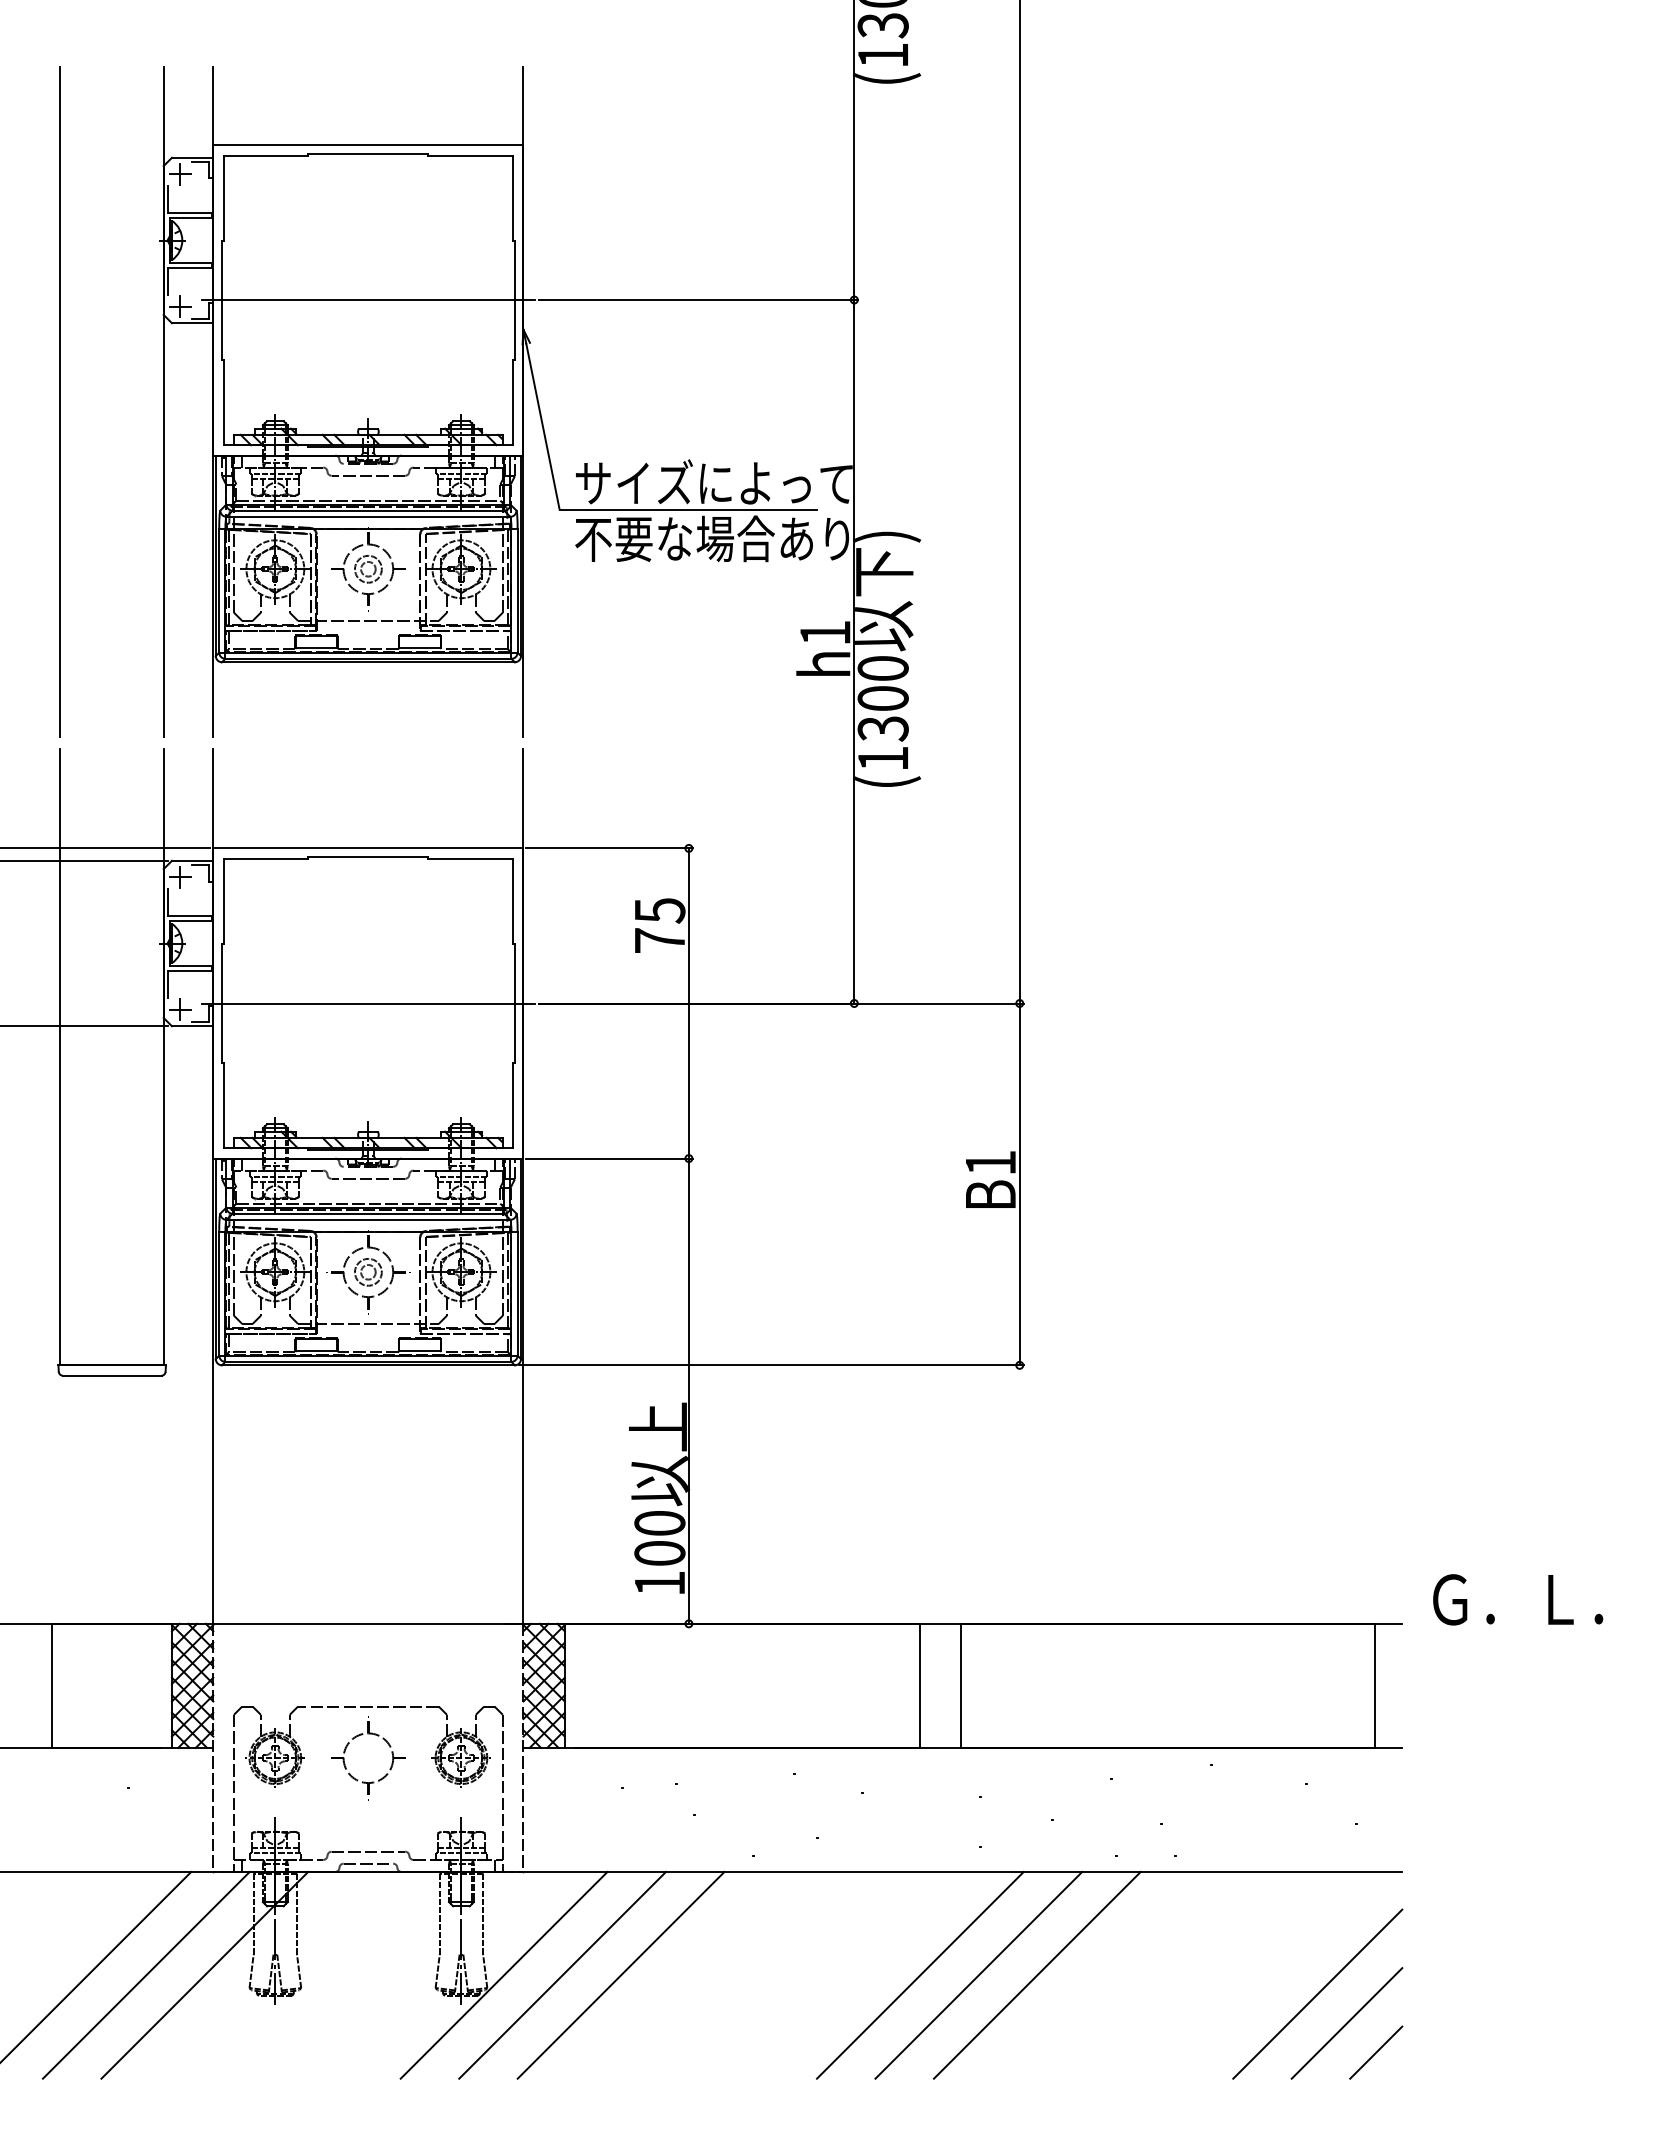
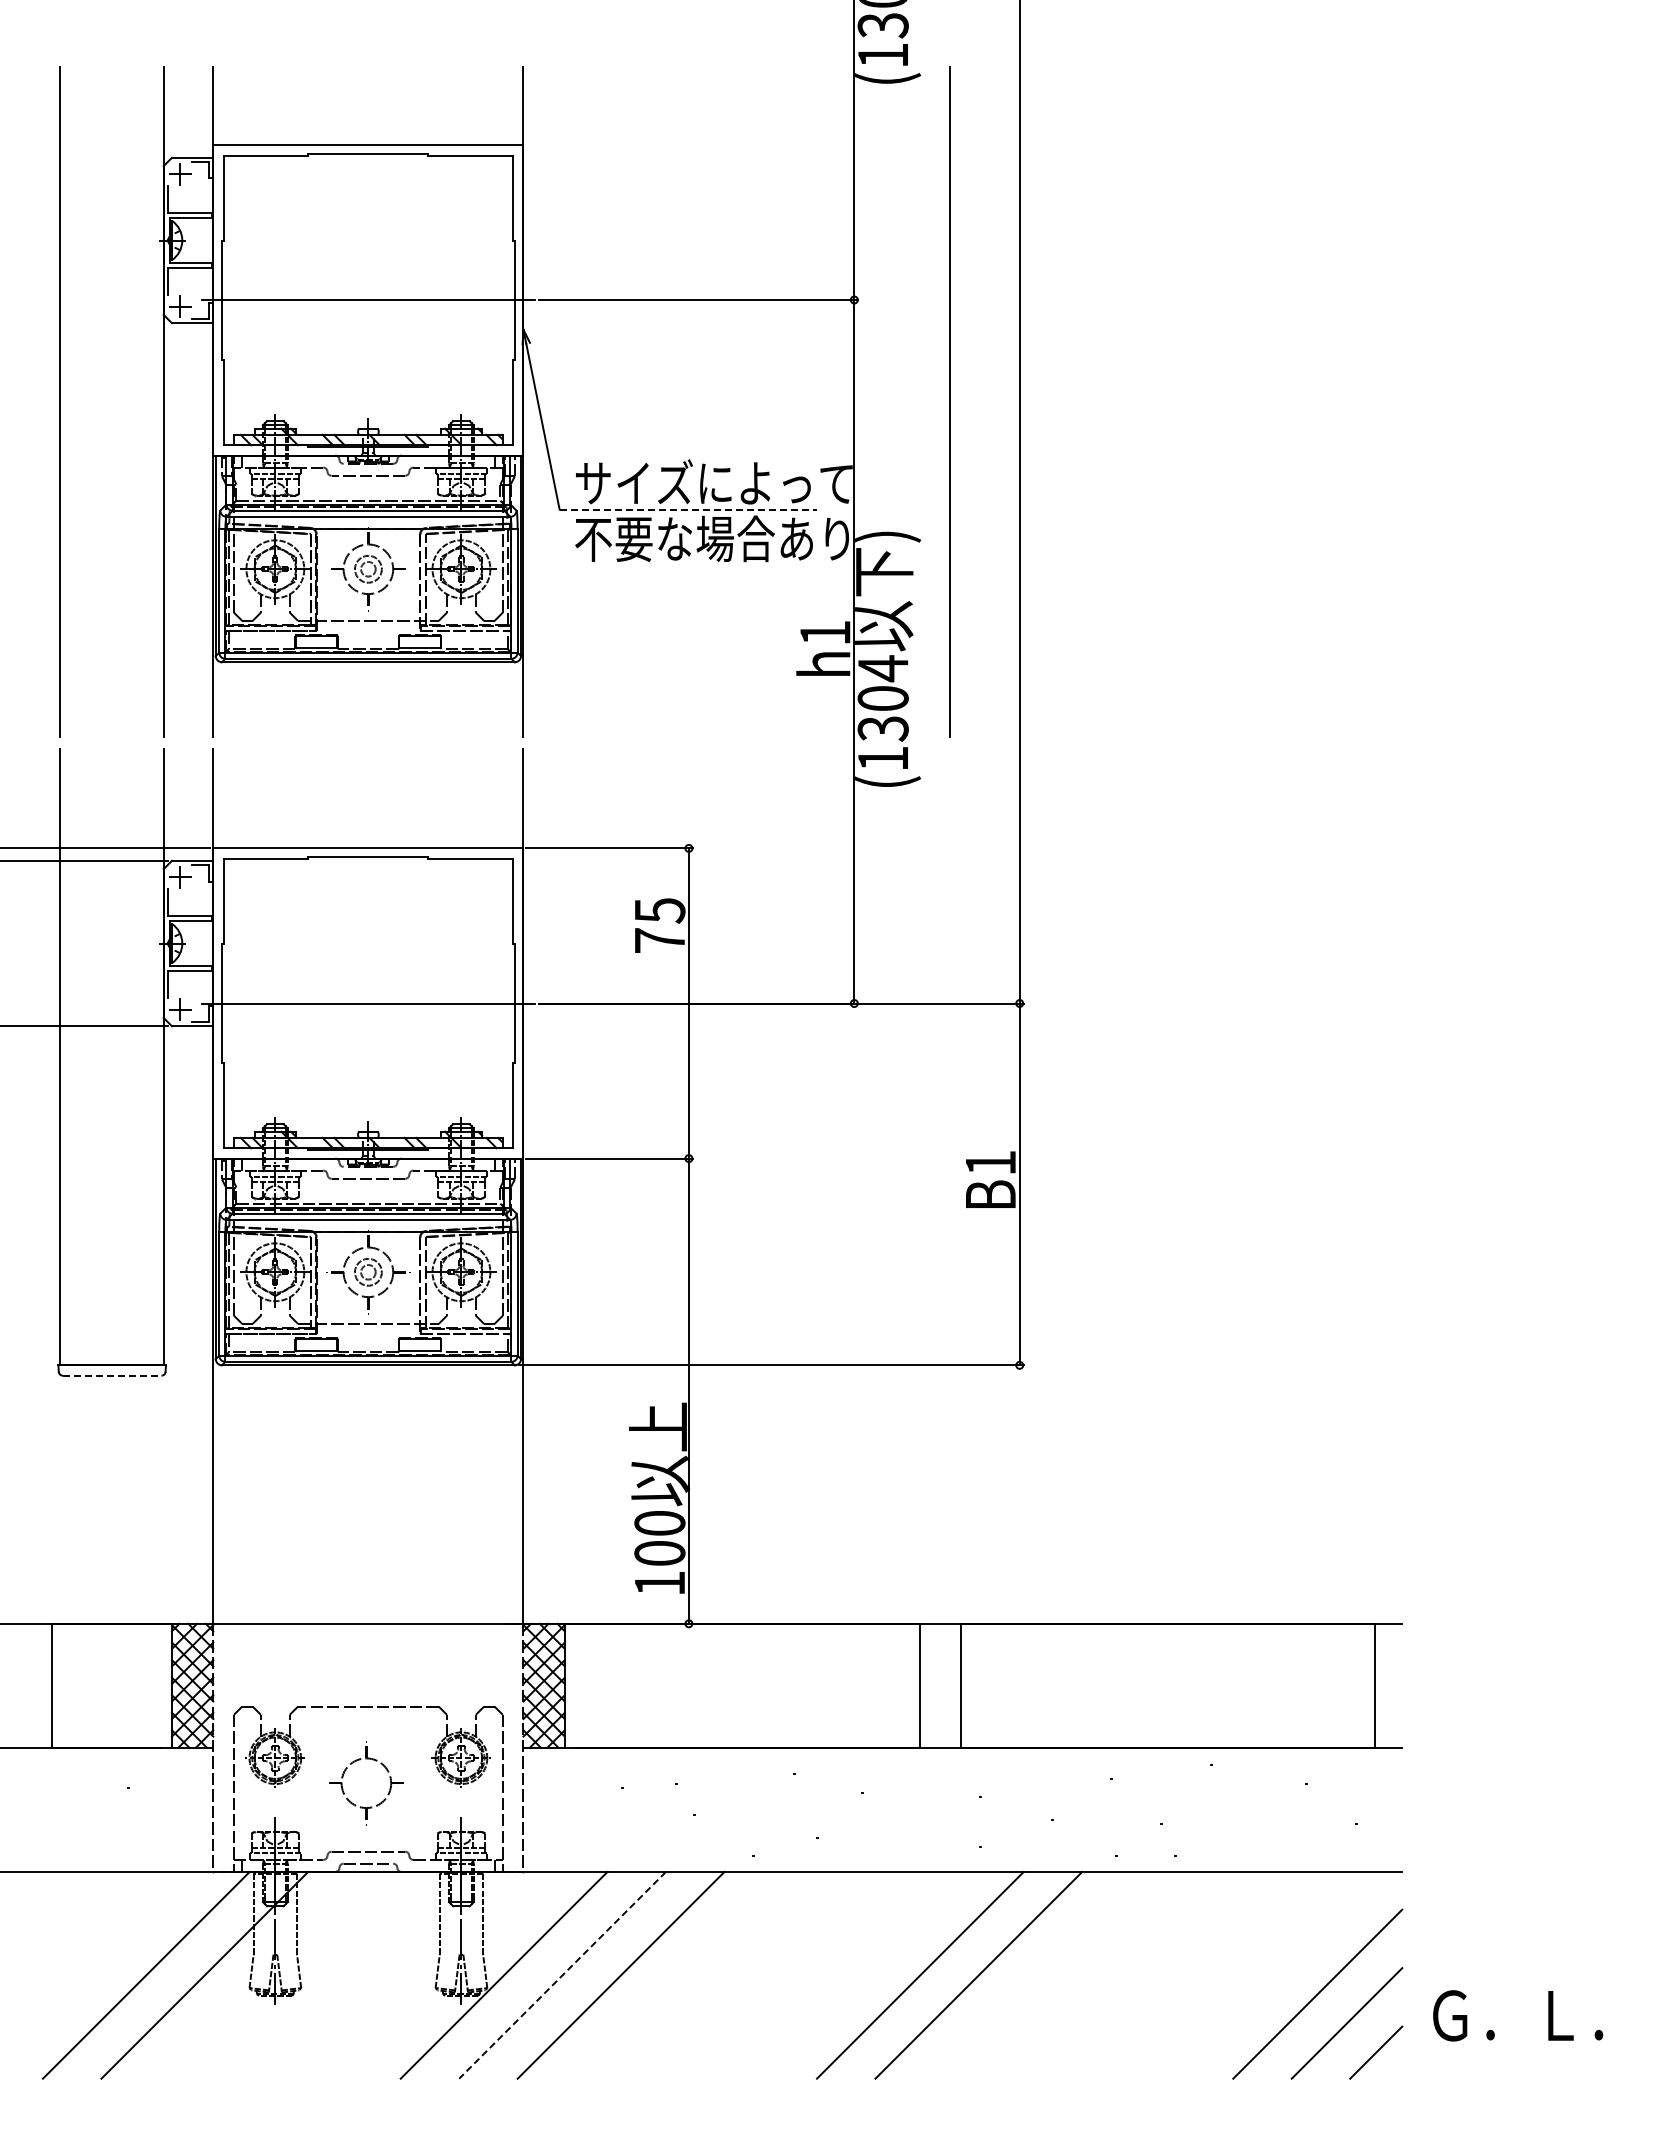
line: none -> present (949, 401)
line: solid -> dashed (688, 509)
text: (1300 -> (1304 (882, 668)
line: solid -> dashed (112, 1375)
text position: (1518, 1599) -> (1518, 2015) (1518, 2015)
part position: (365, 1781) -> (363, 1806) (363, 1806)
line: present -> none (96, 1966)
line: present -> none (1036, 1974)
line: solid -> dashed (562, 1975)
